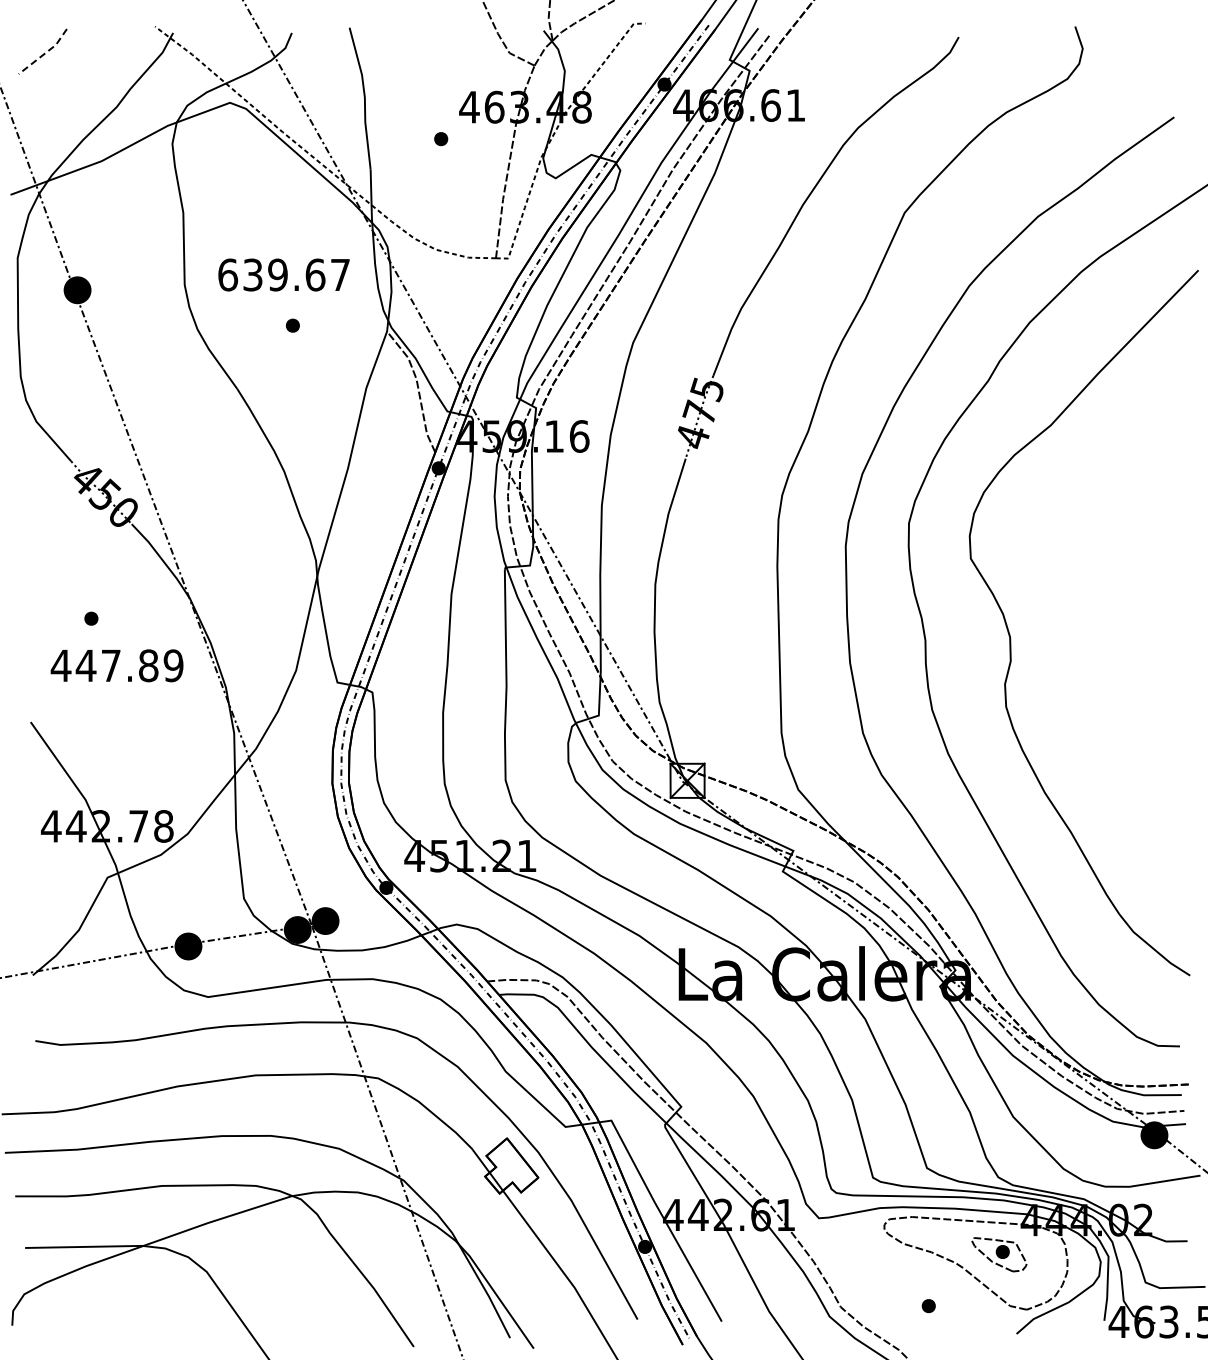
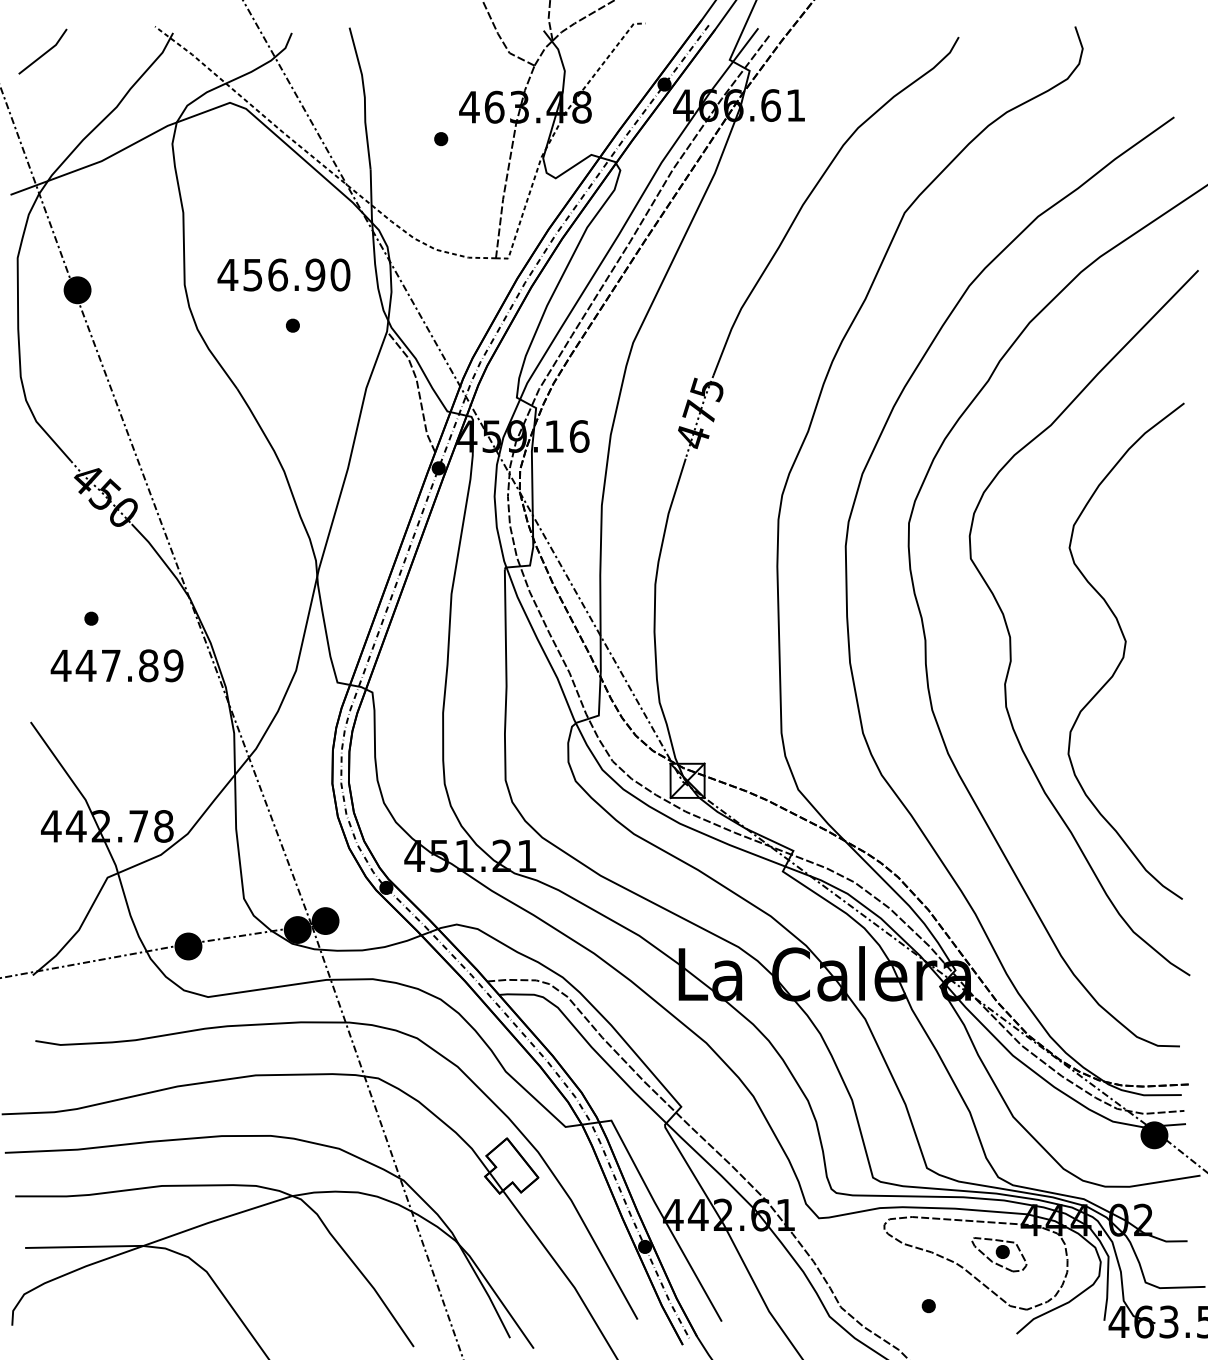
line: dashed -> solid (45, 53)
text: 639.67 -> 456.90 (283, 274)
curve: none -> present (1125, 650)
